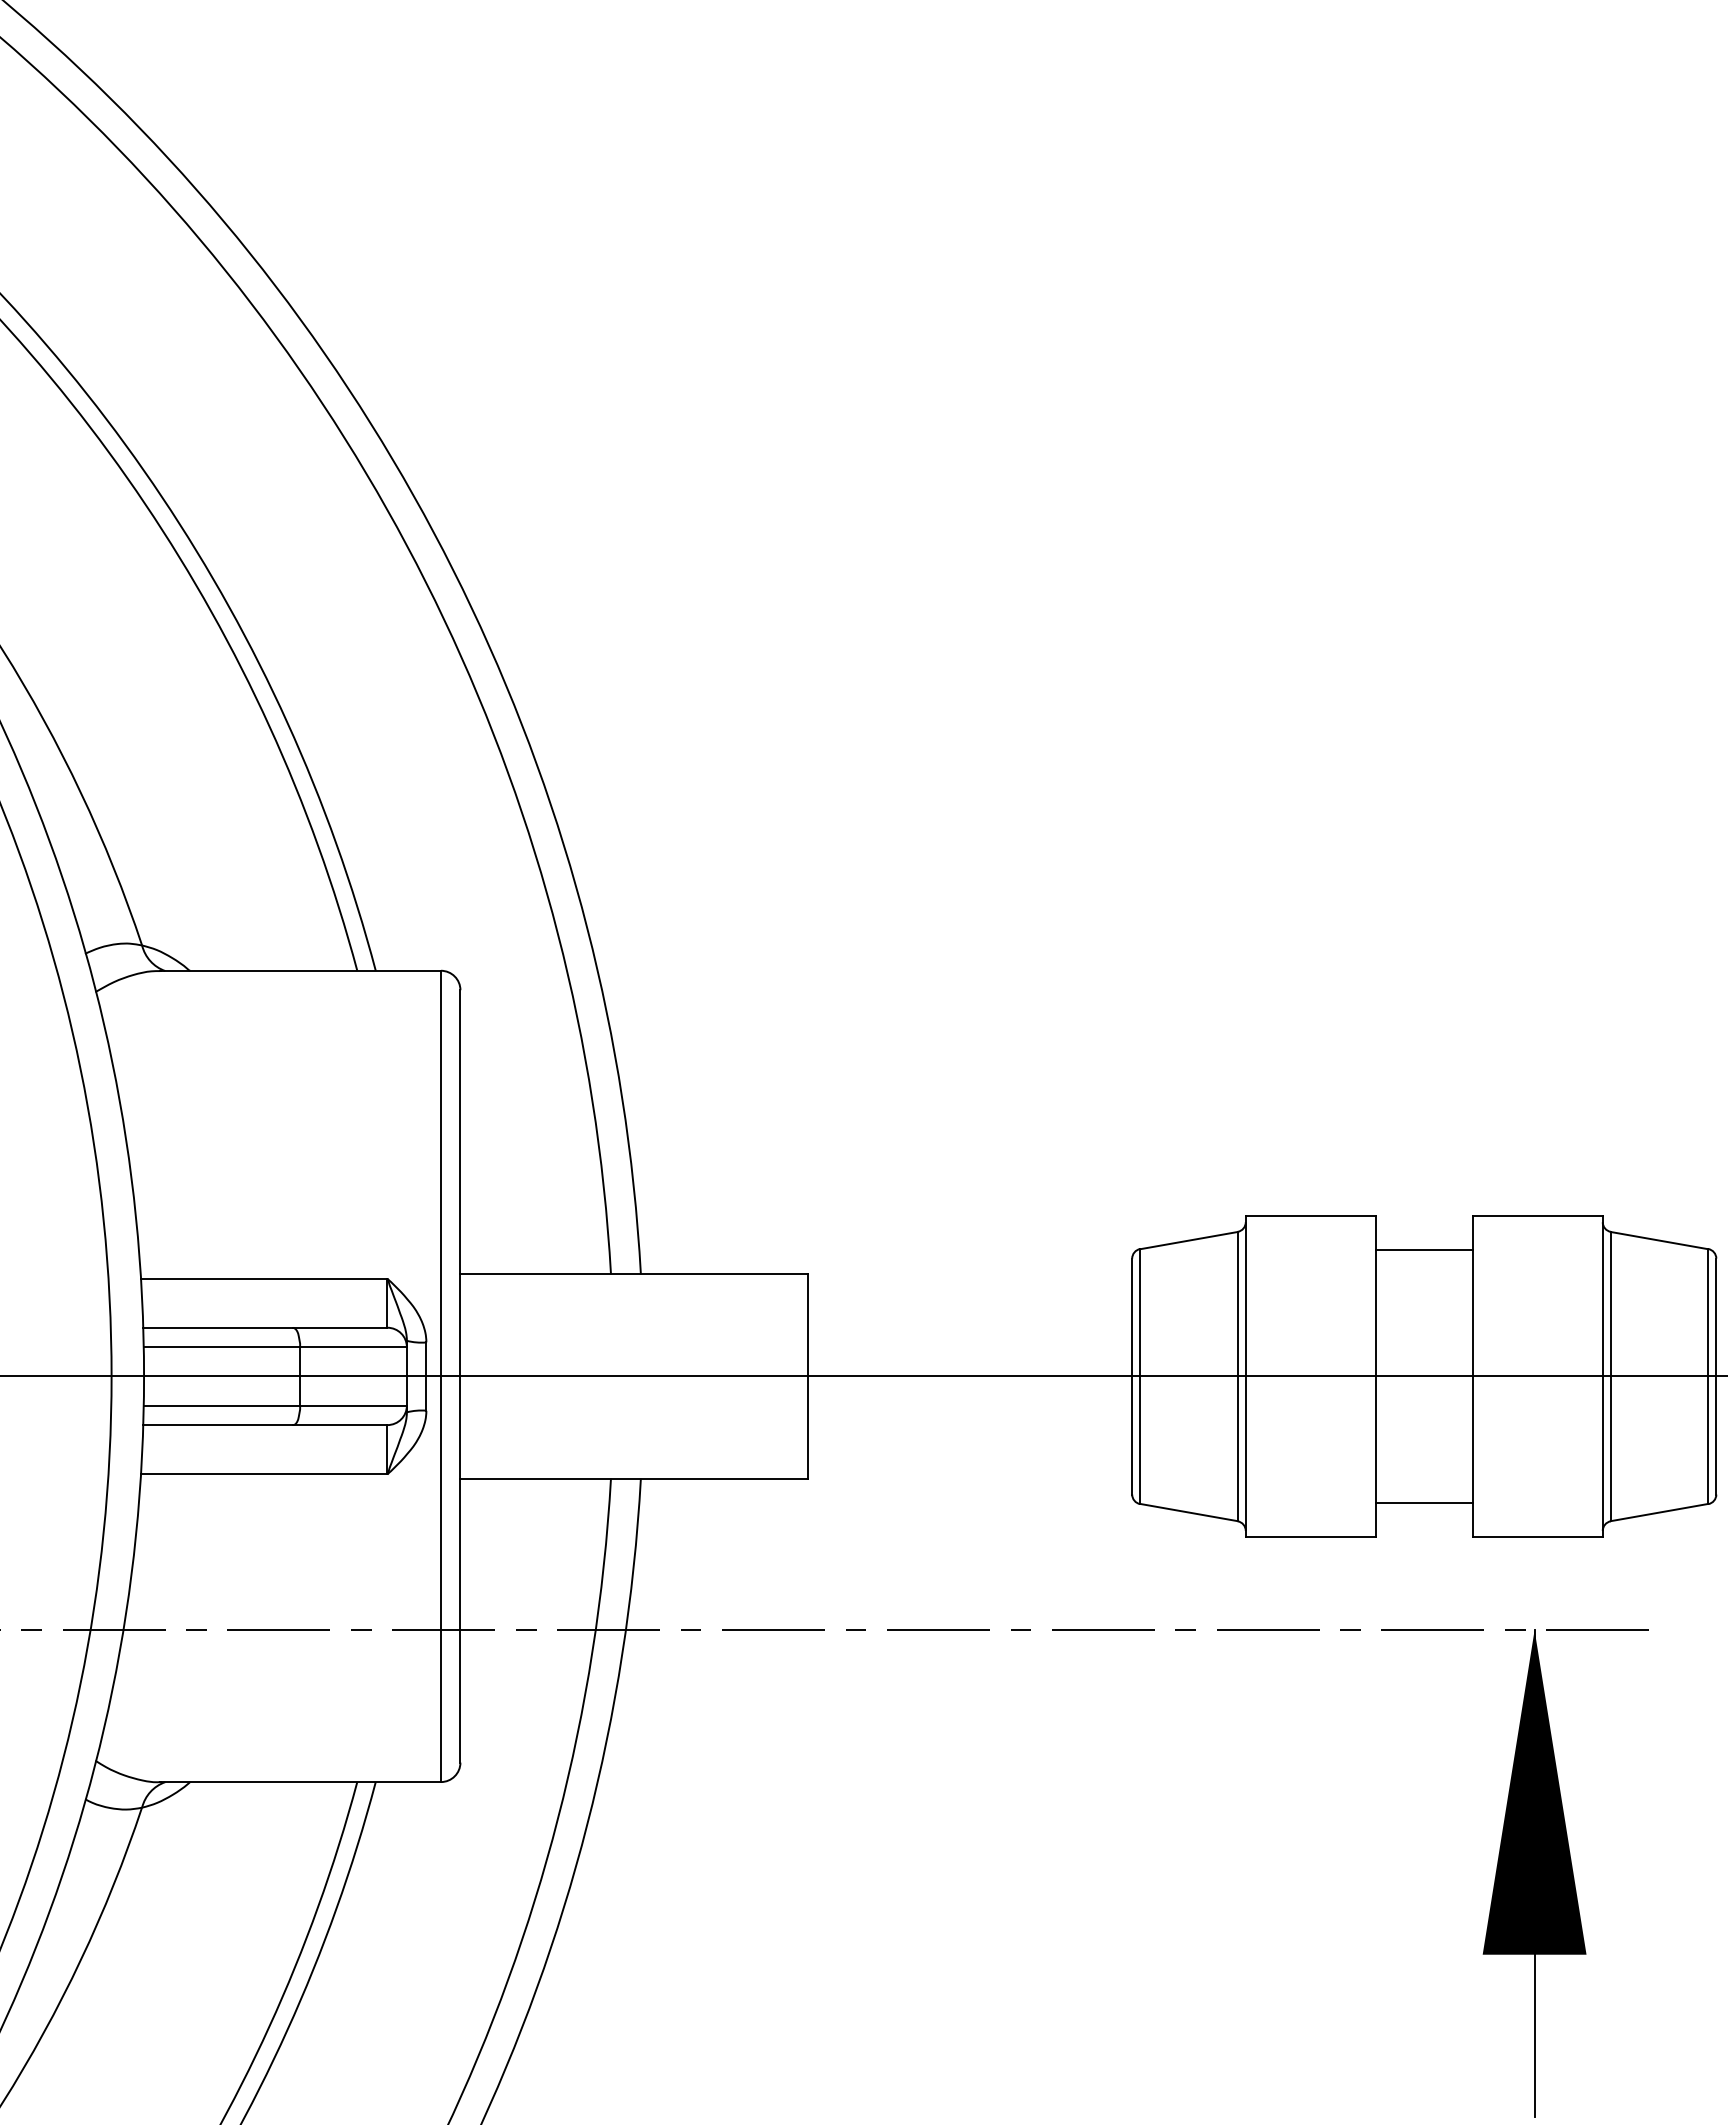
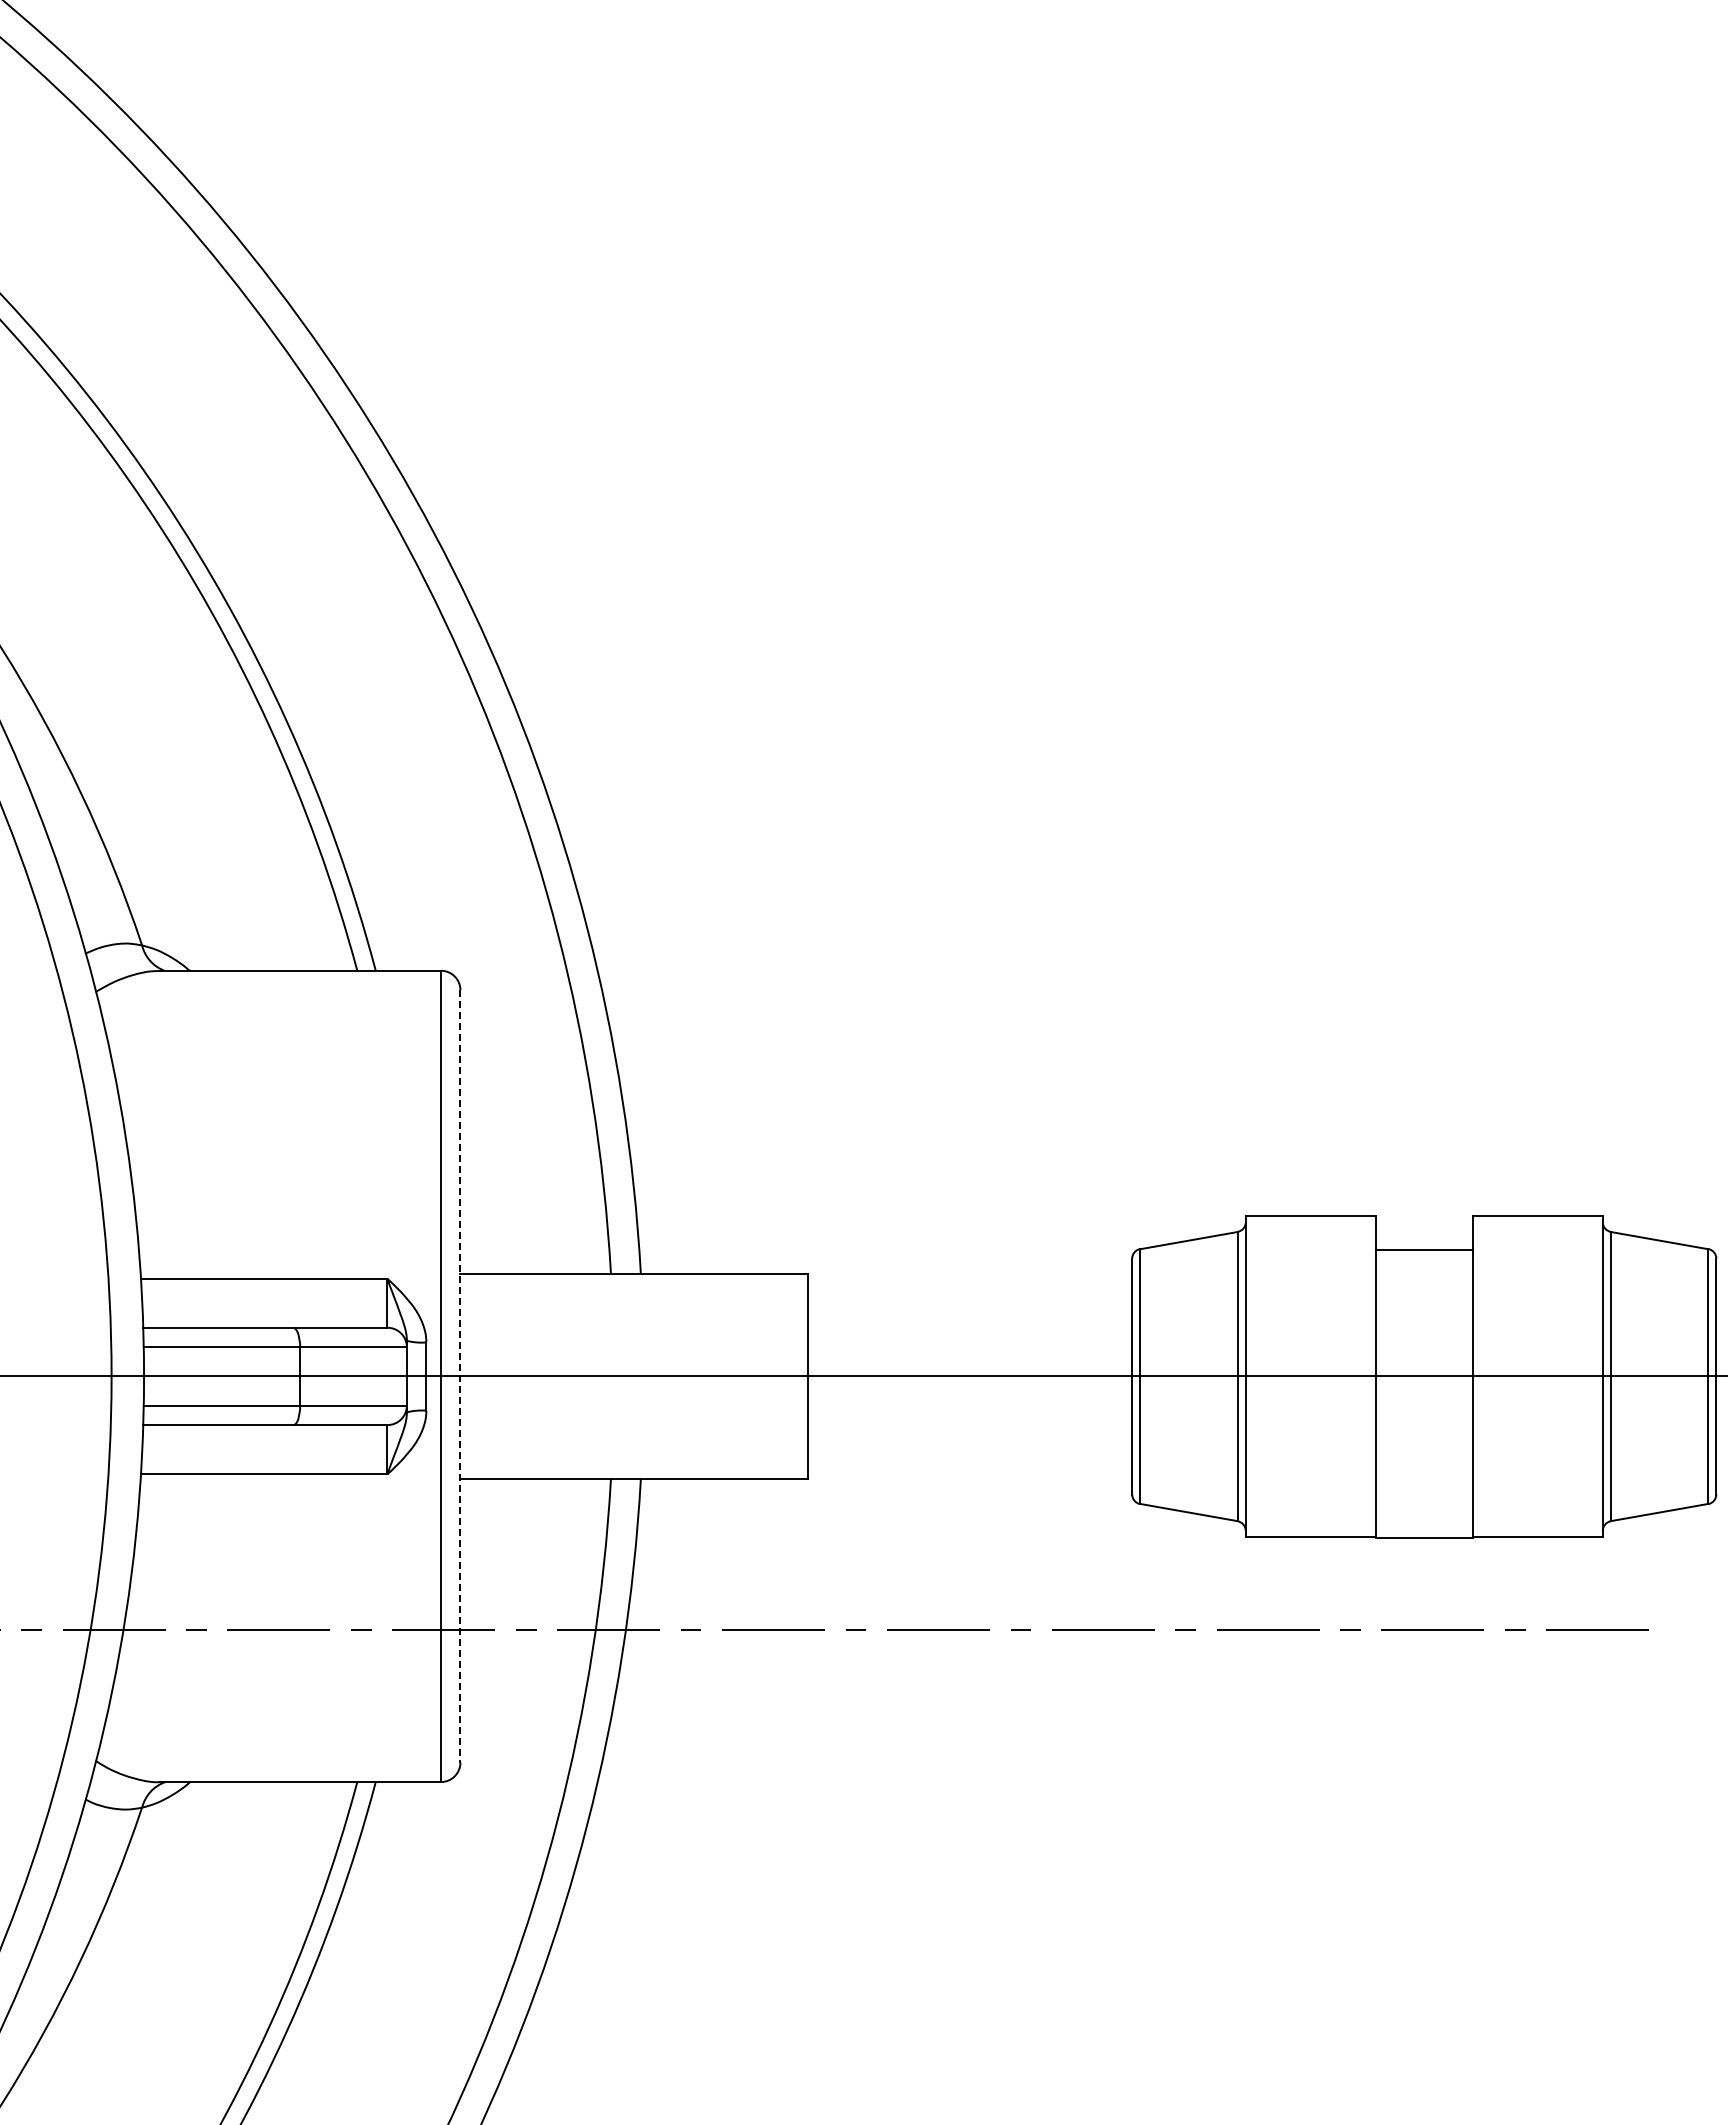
line: solid -> dashed (460, 1376)
line position: (1423, 1502) -> (1423, 1537) (1423, 1537)
part: present -> none (1534, 1873)
